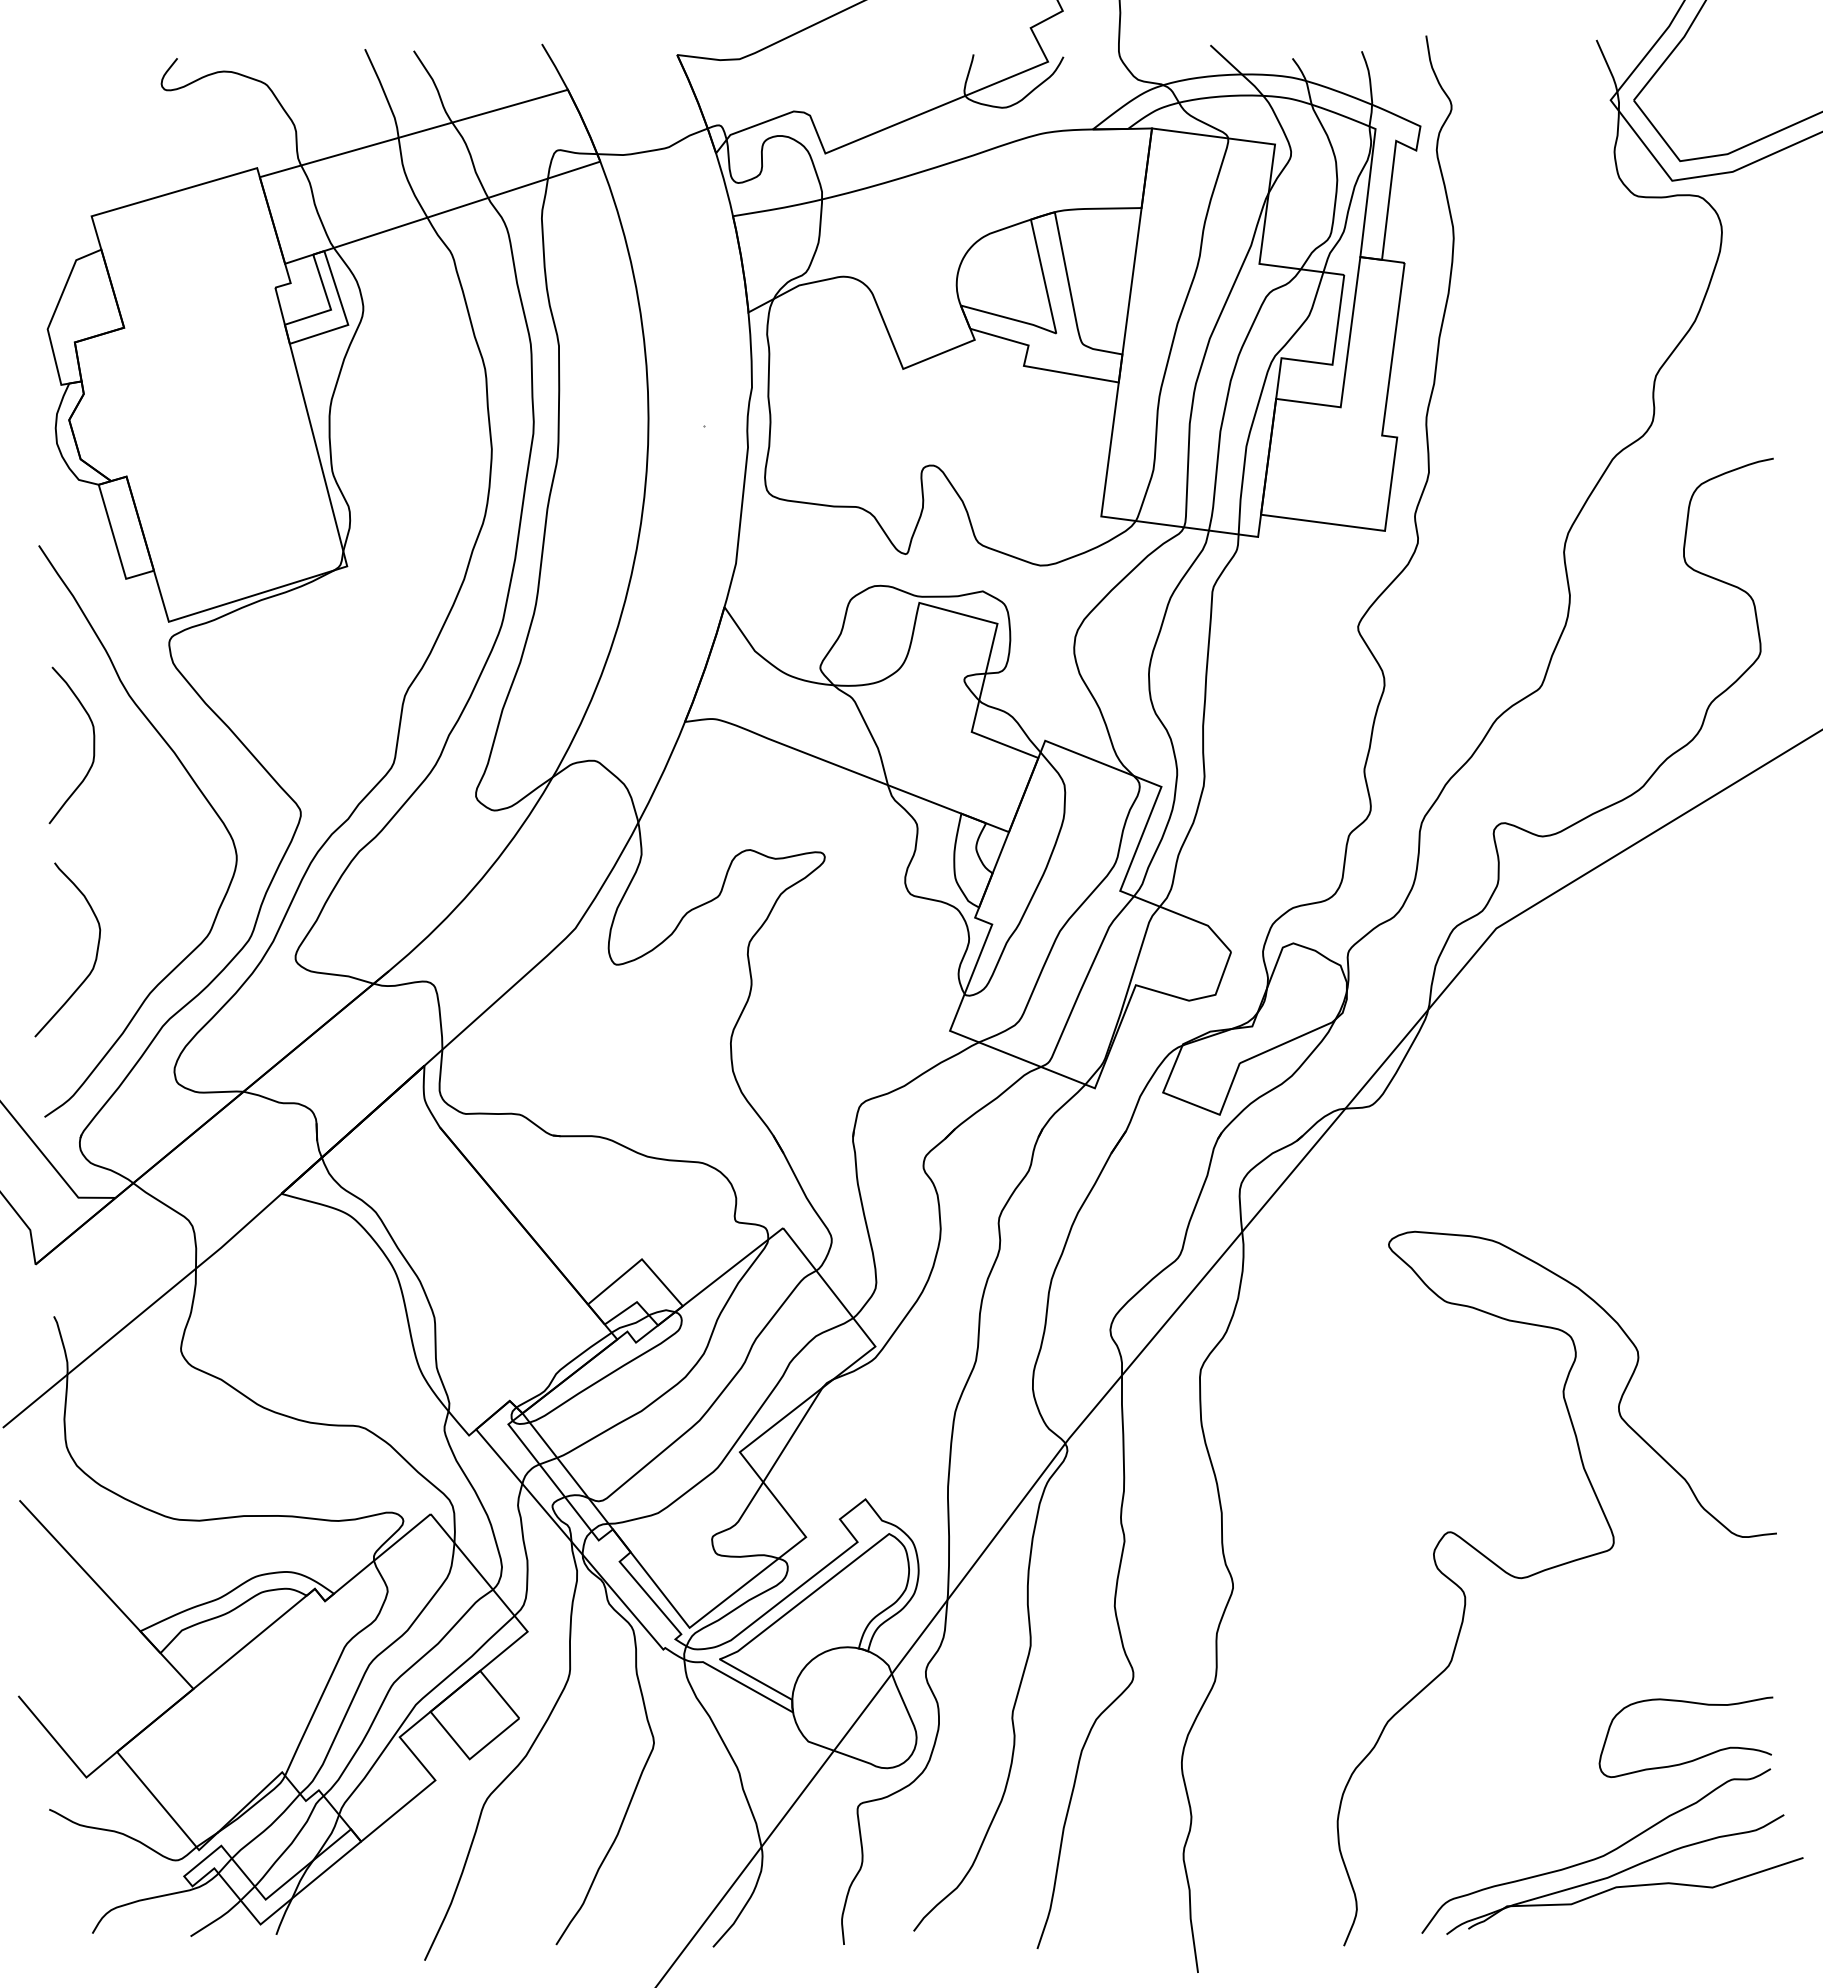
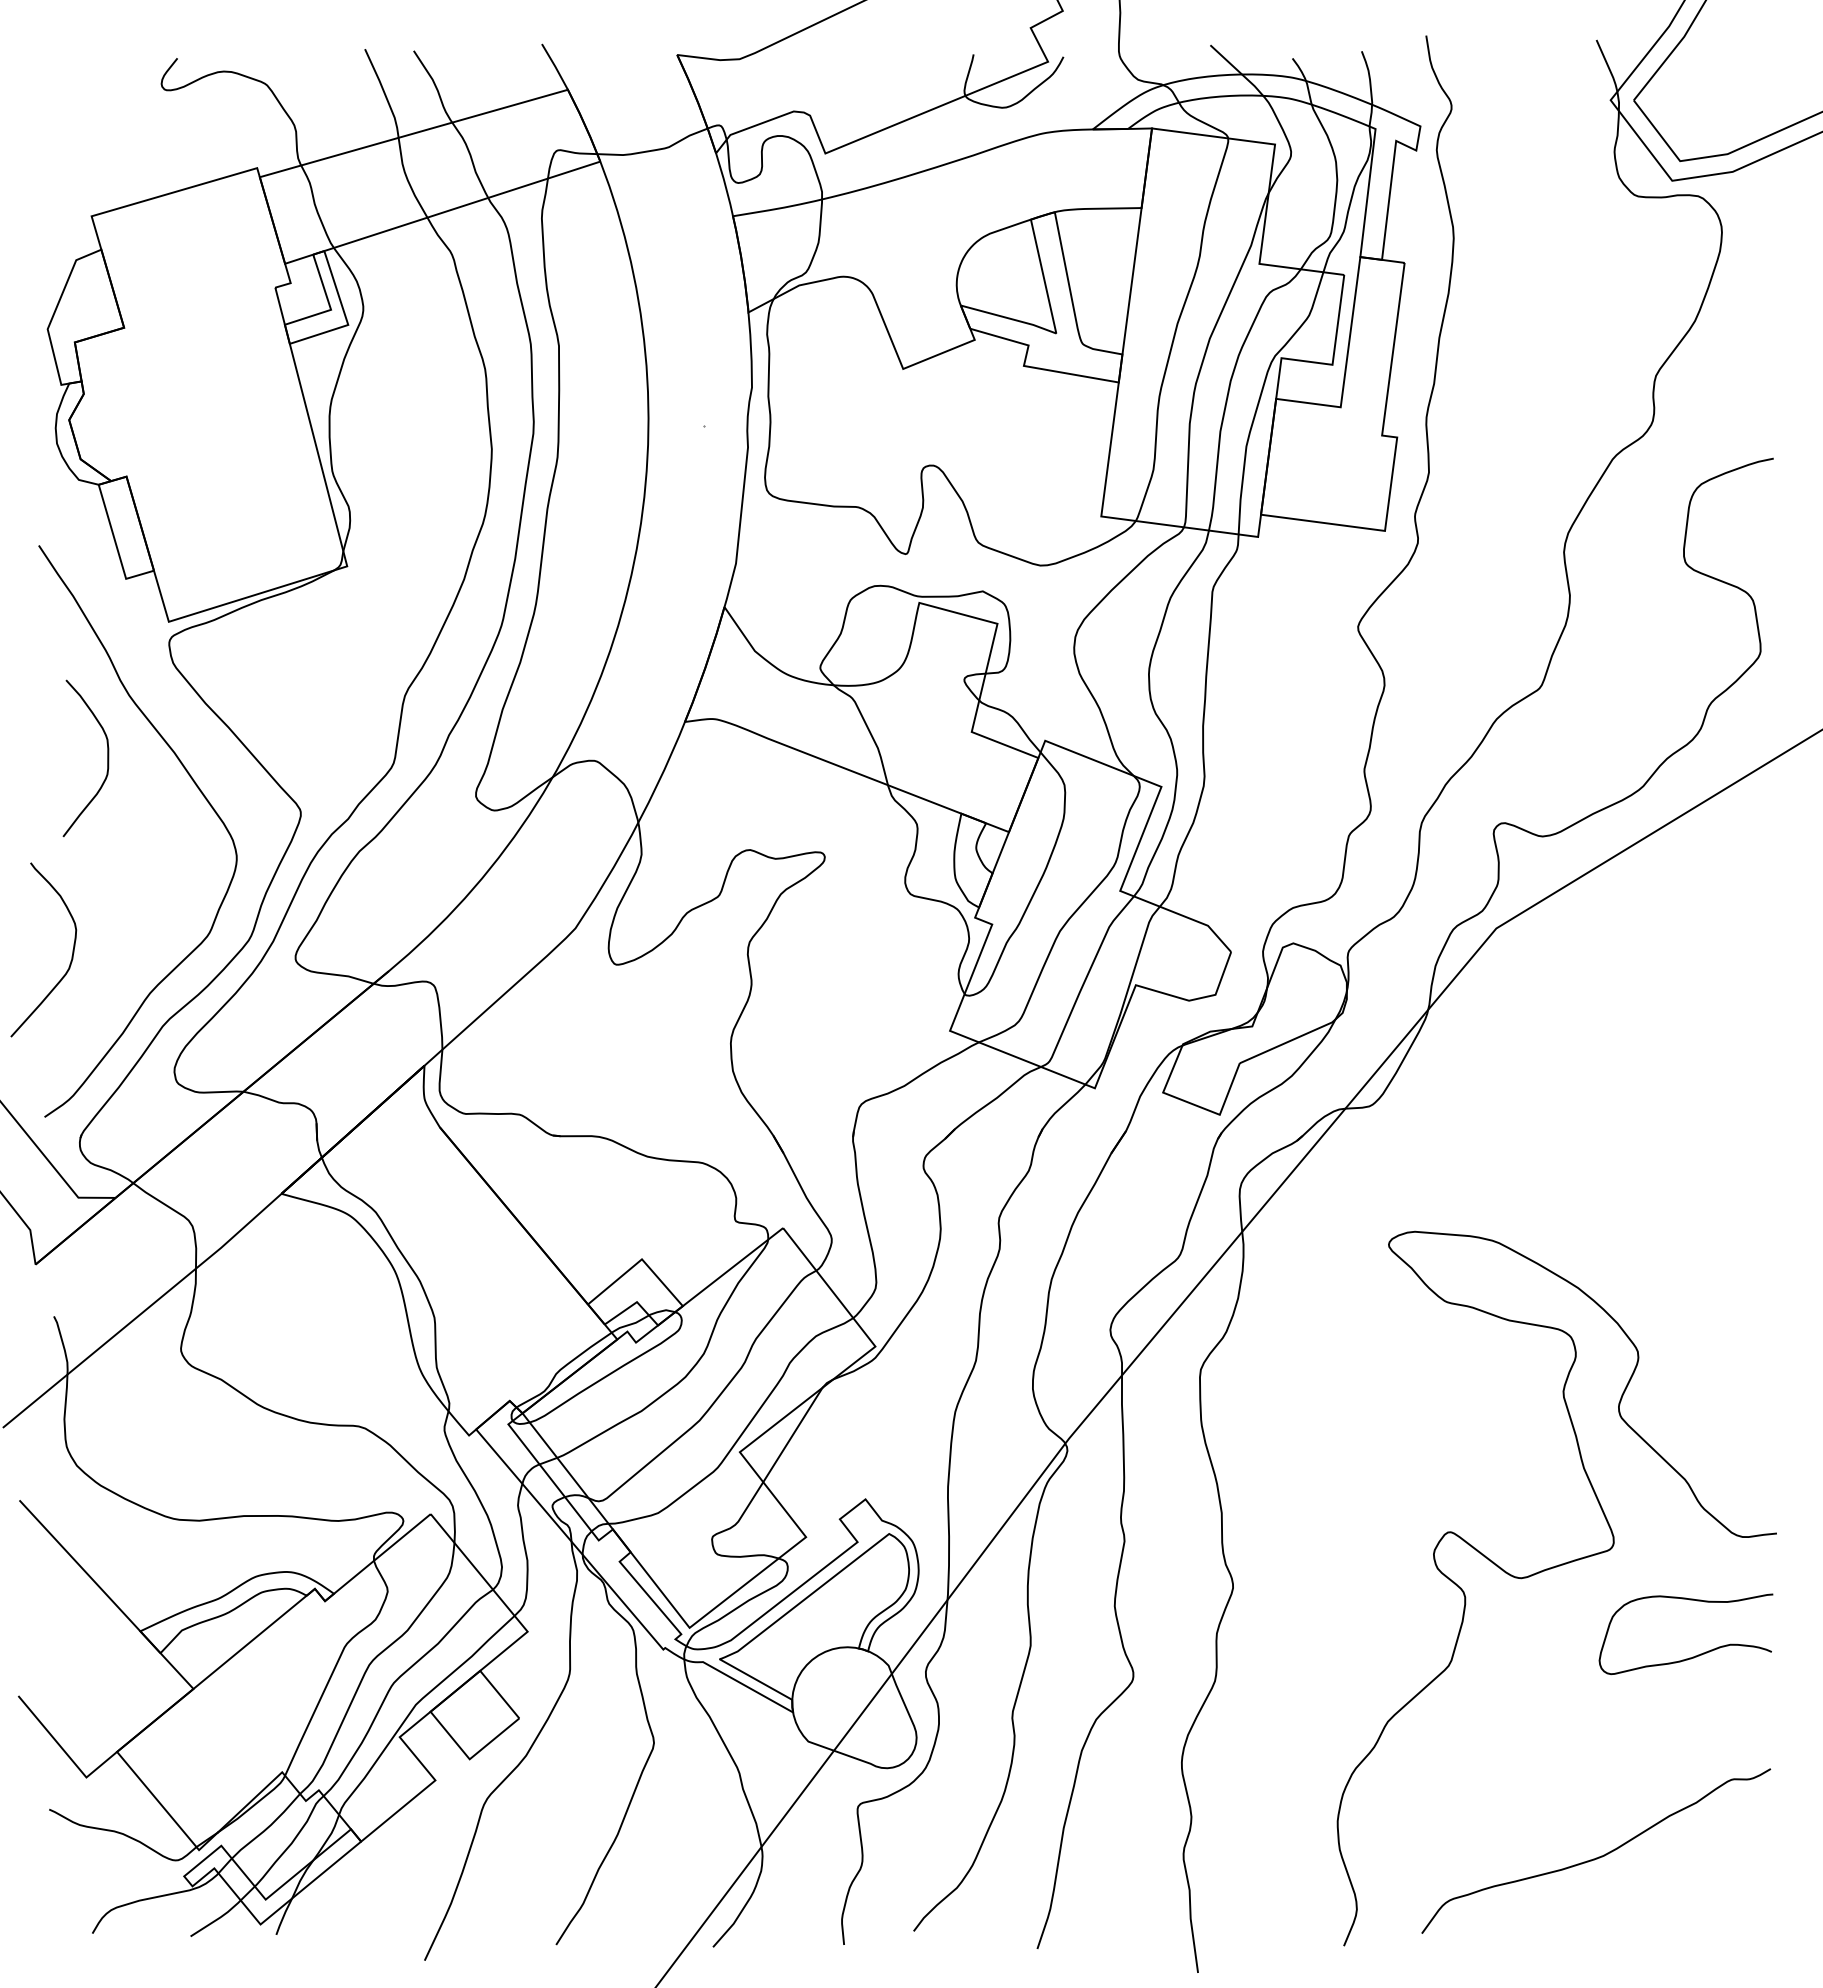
curve position: (93, 745) -> (107, 758) (107, 758)
curve position: (95, 956) -> (71, 956) (71, 956)
curve position: (1692, 1759) -> (1692, 1656) (1692, 1656)
part: present -> none (1624, 1874)
